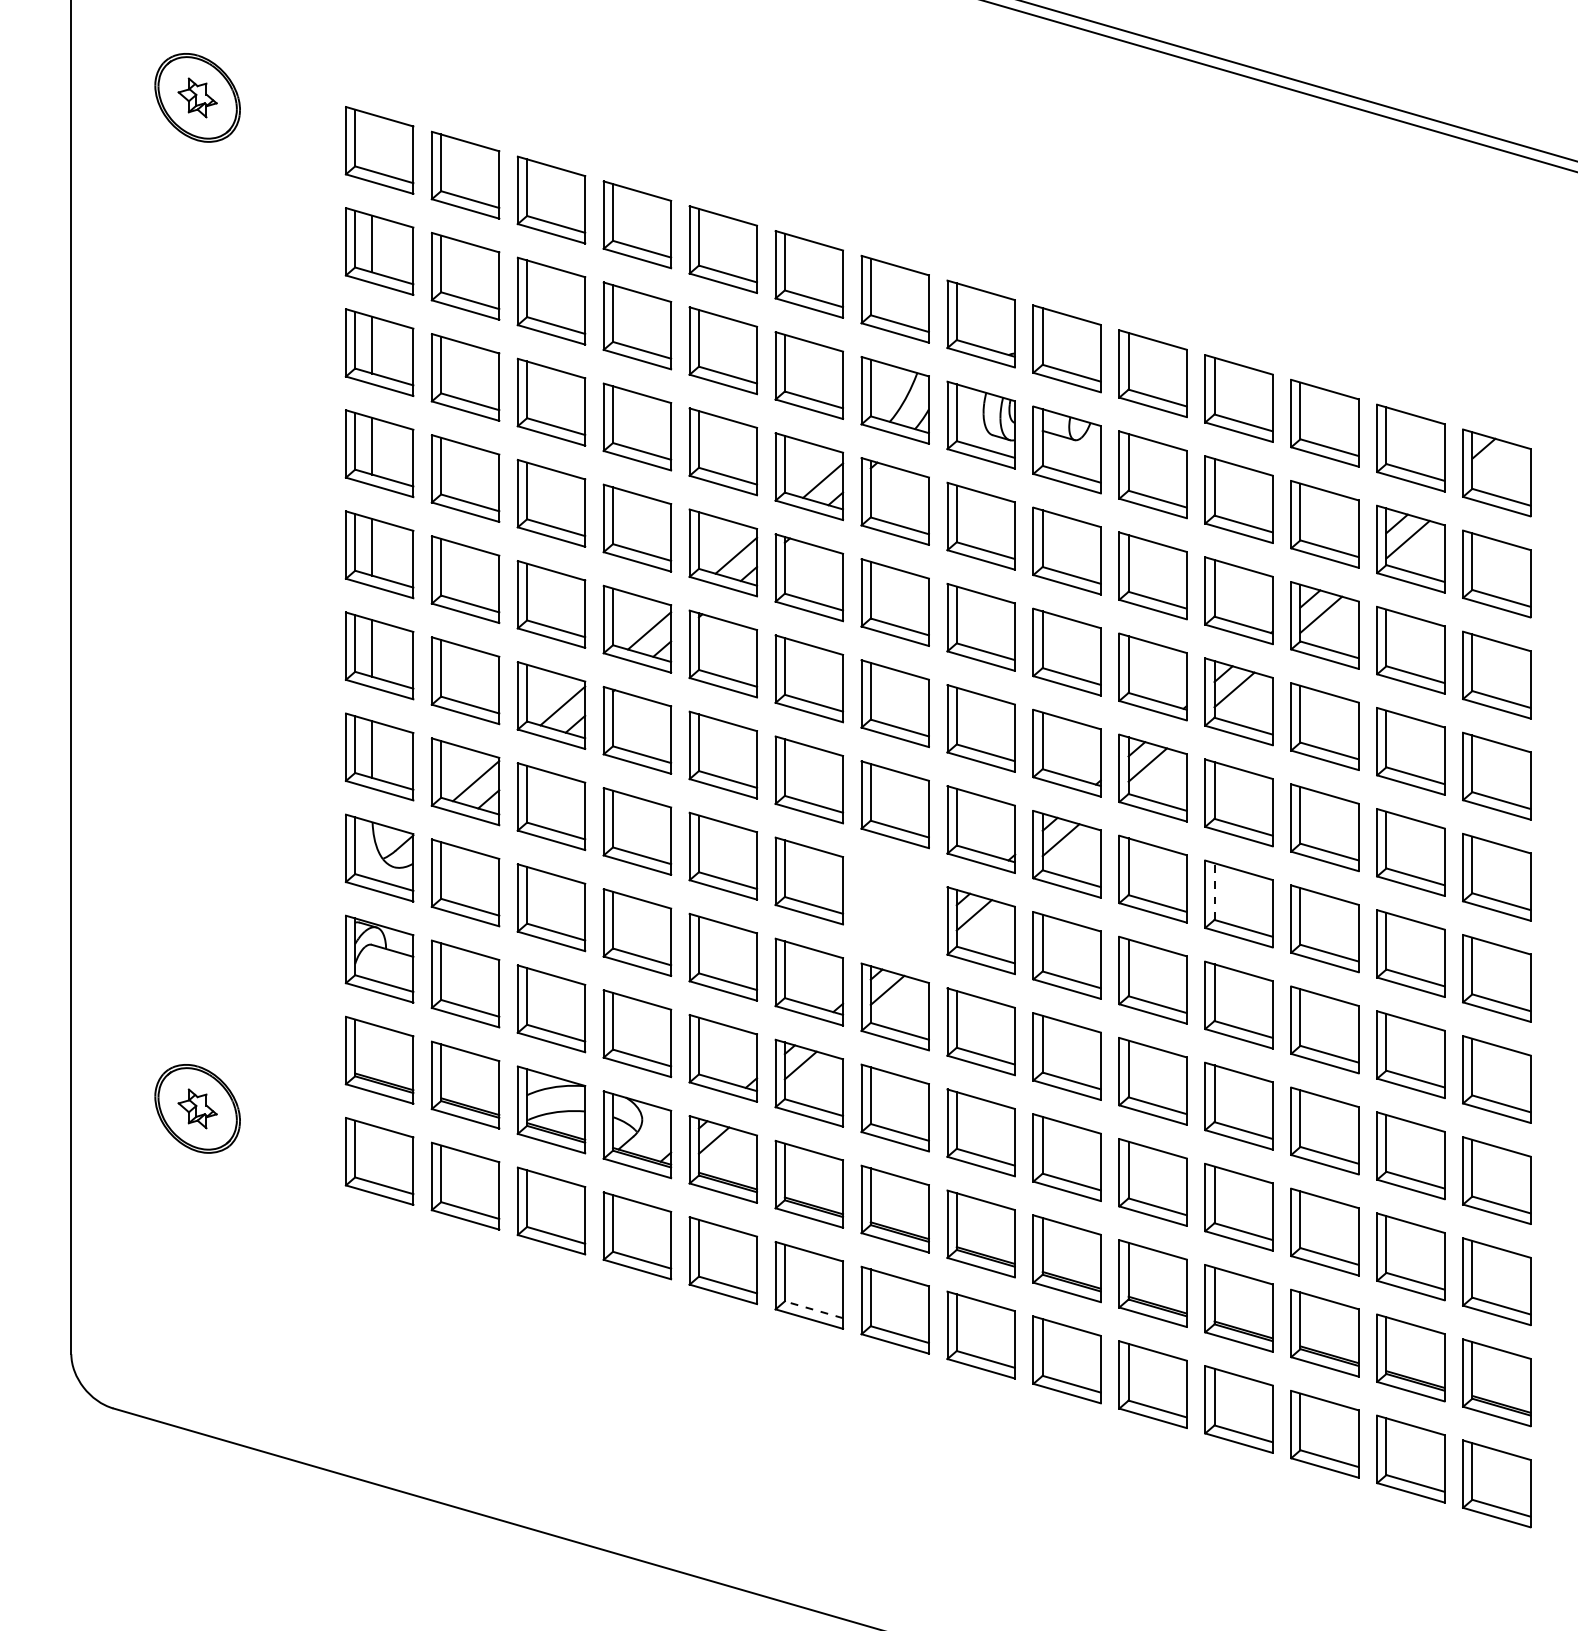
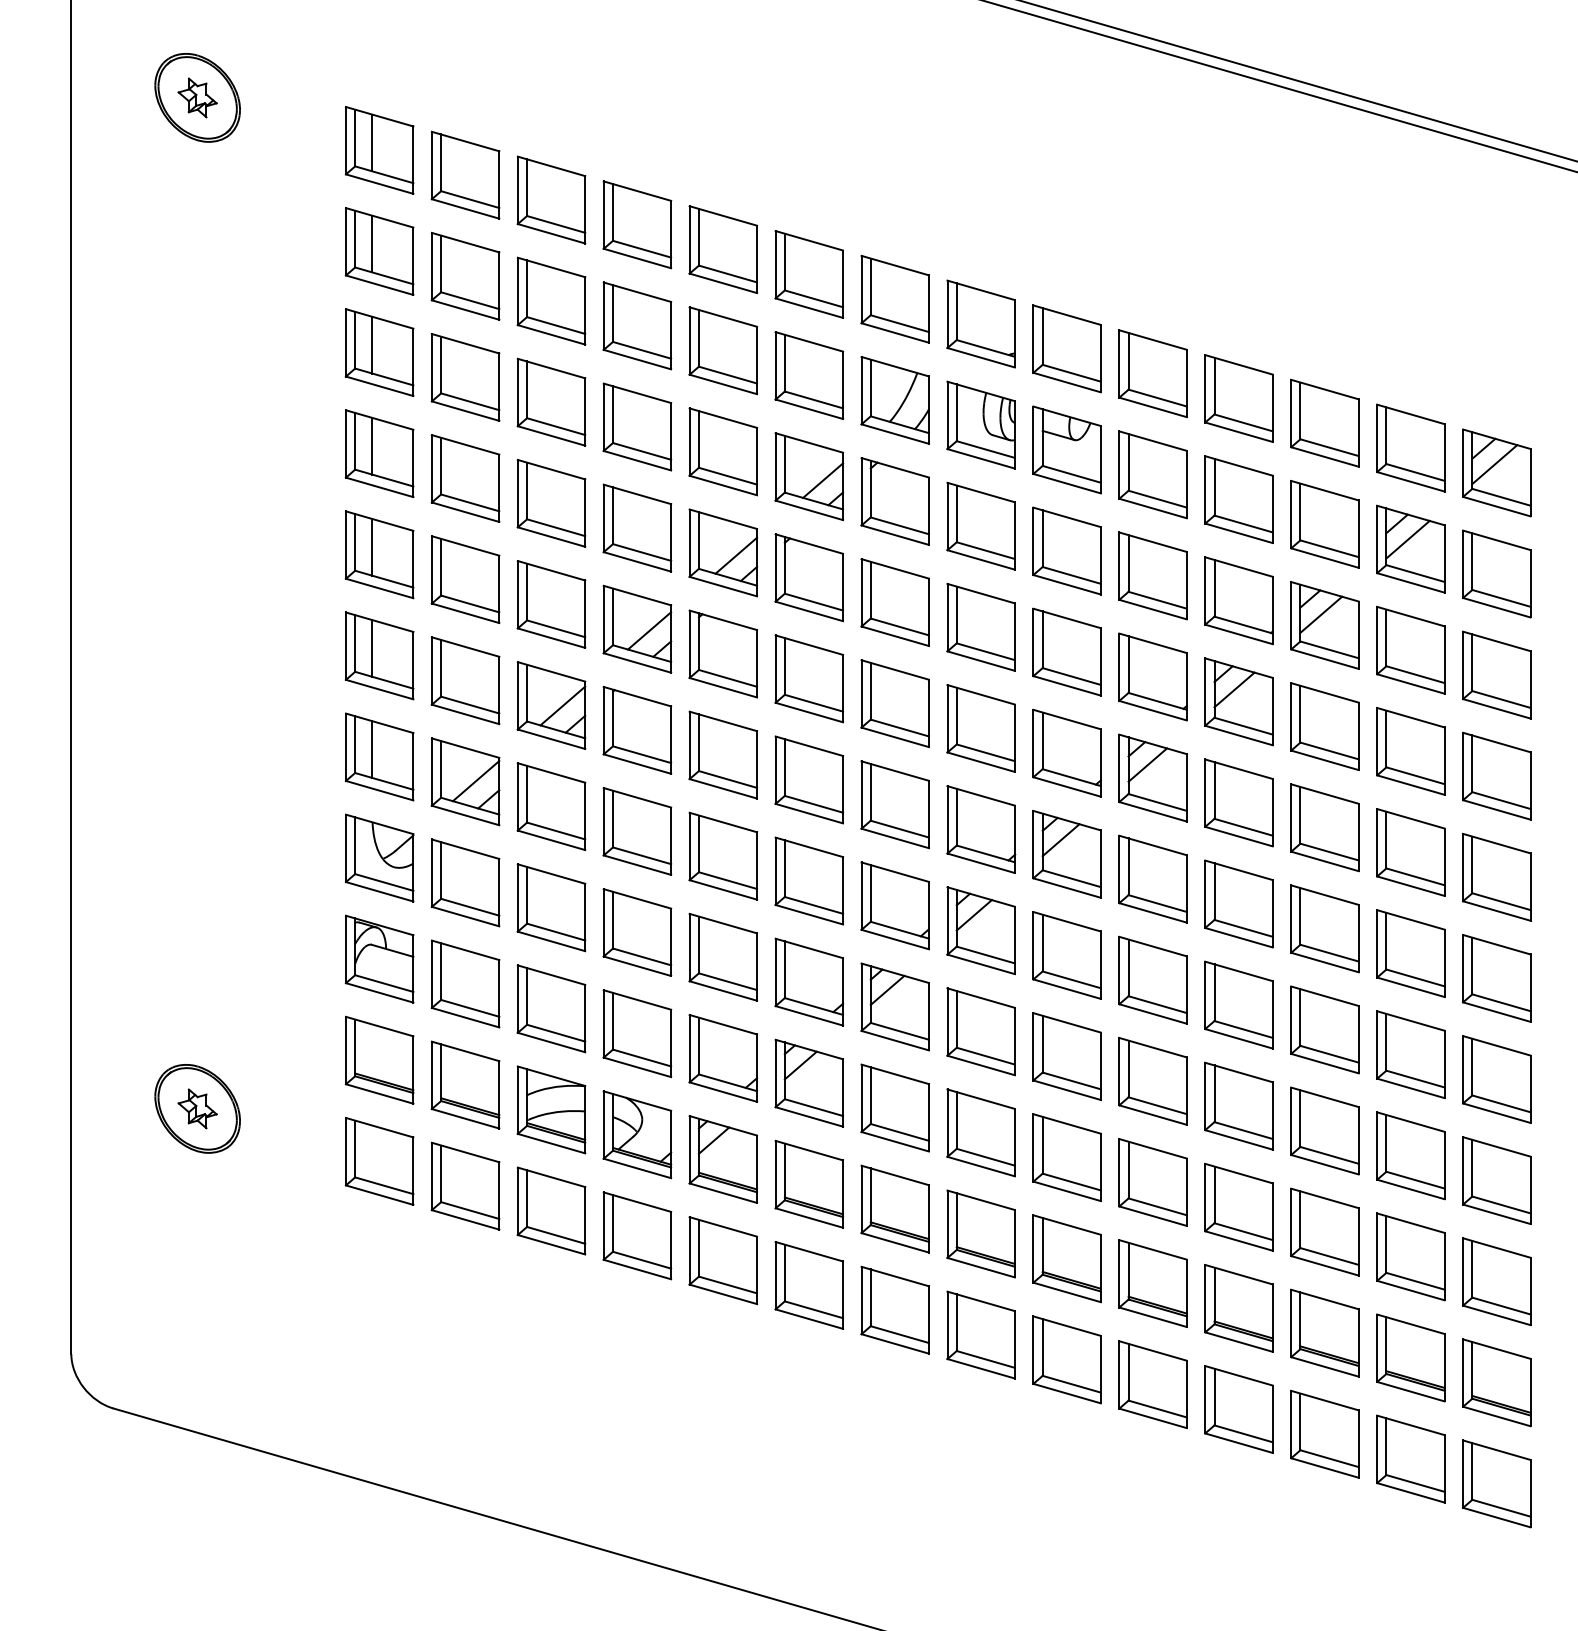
line: none -> present (372, 142)
line: none -> present (1494, 464)
line: dashed -> solid (1214, 891)
part: none -> present (894, 905)
line: dashed -> solid (813, 1309)
